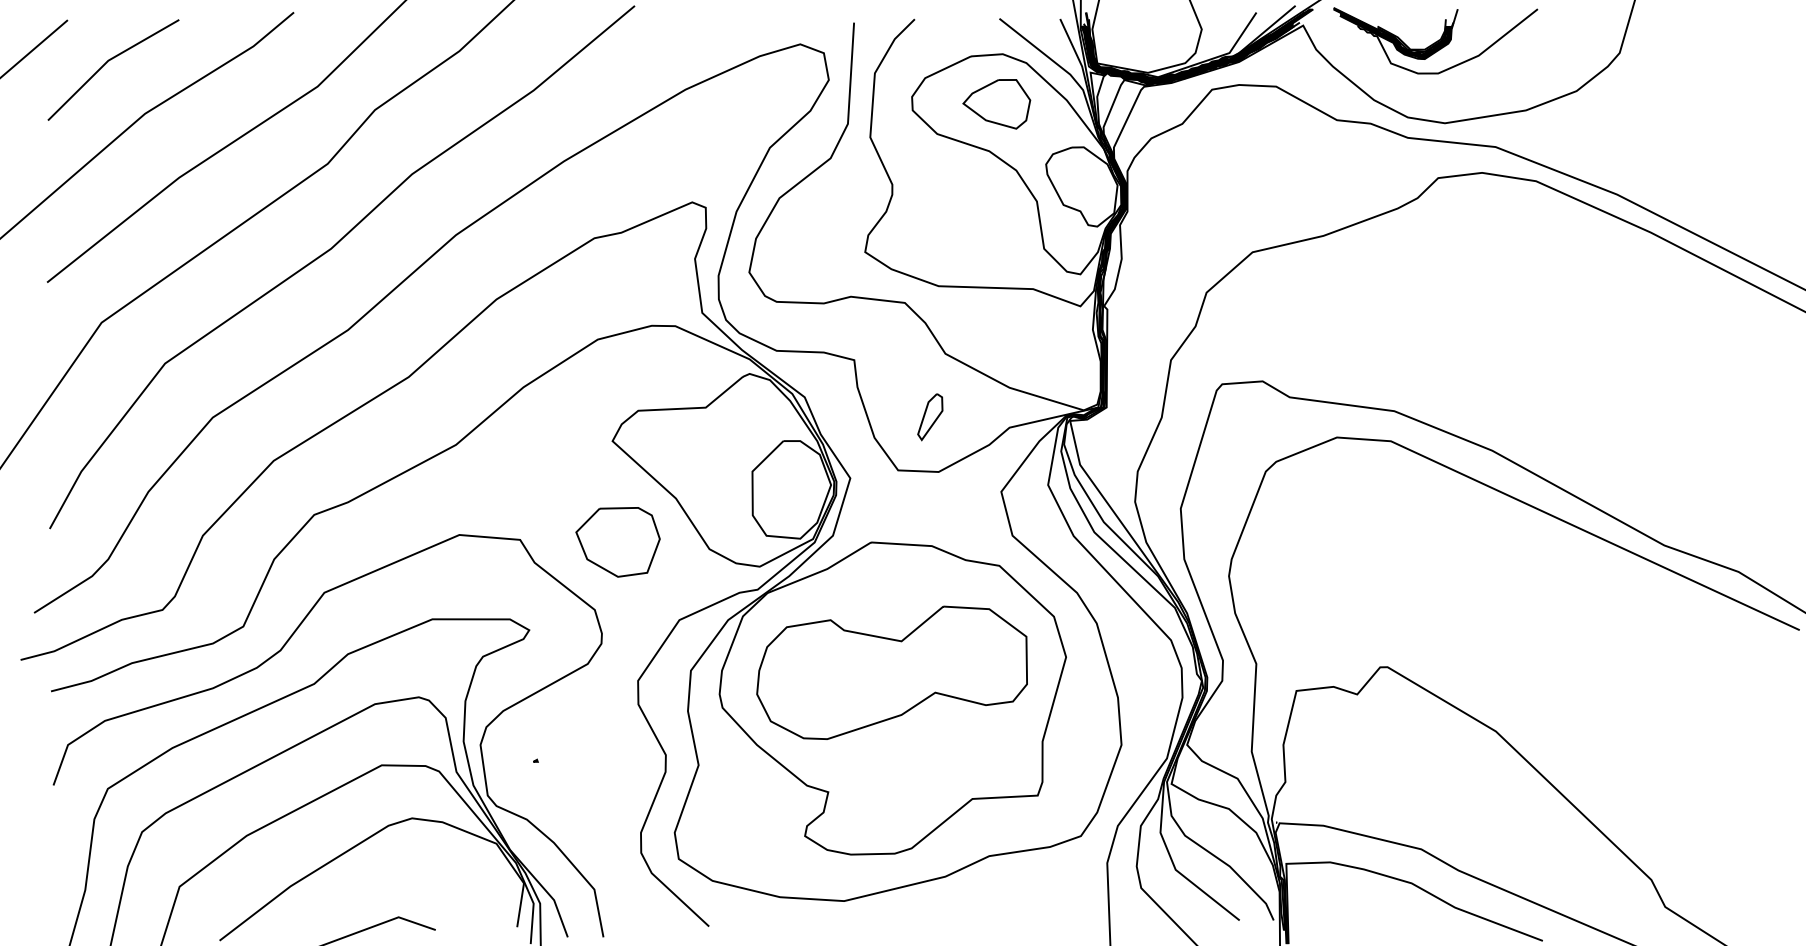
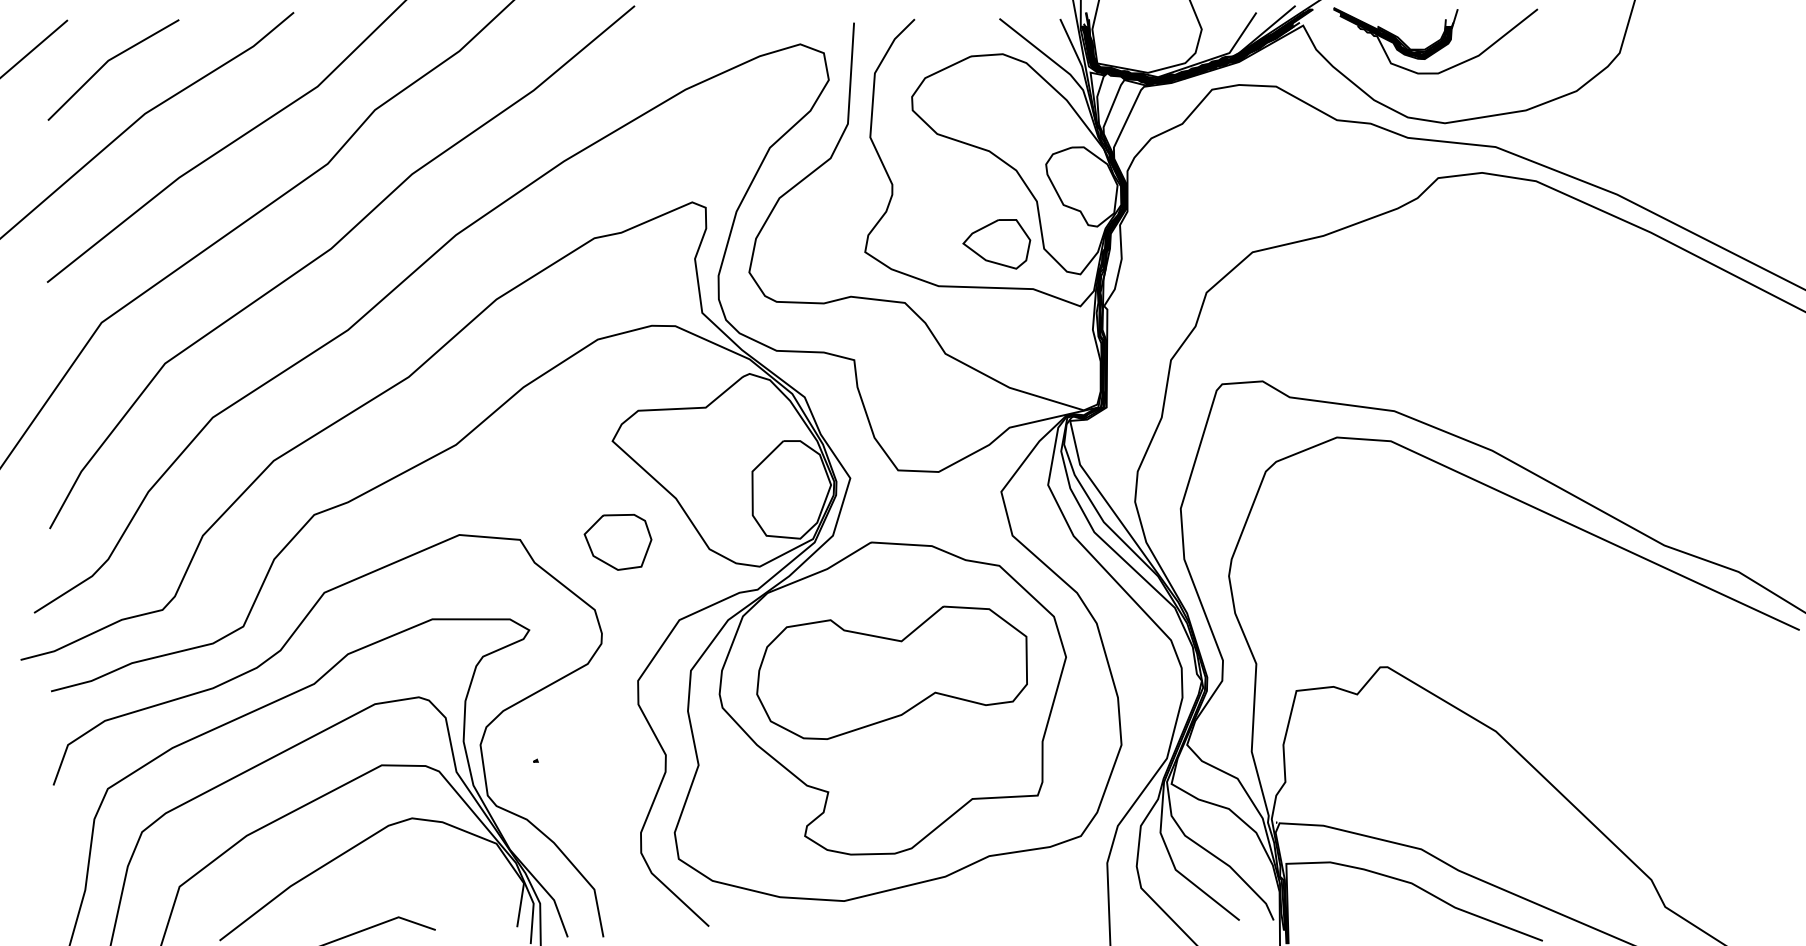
part position: (996, 104) -> (996, 244) (996, 244)
part: present -> none (930, 417)
part size: 86x71 px -> 70x58 px (617, 541)
